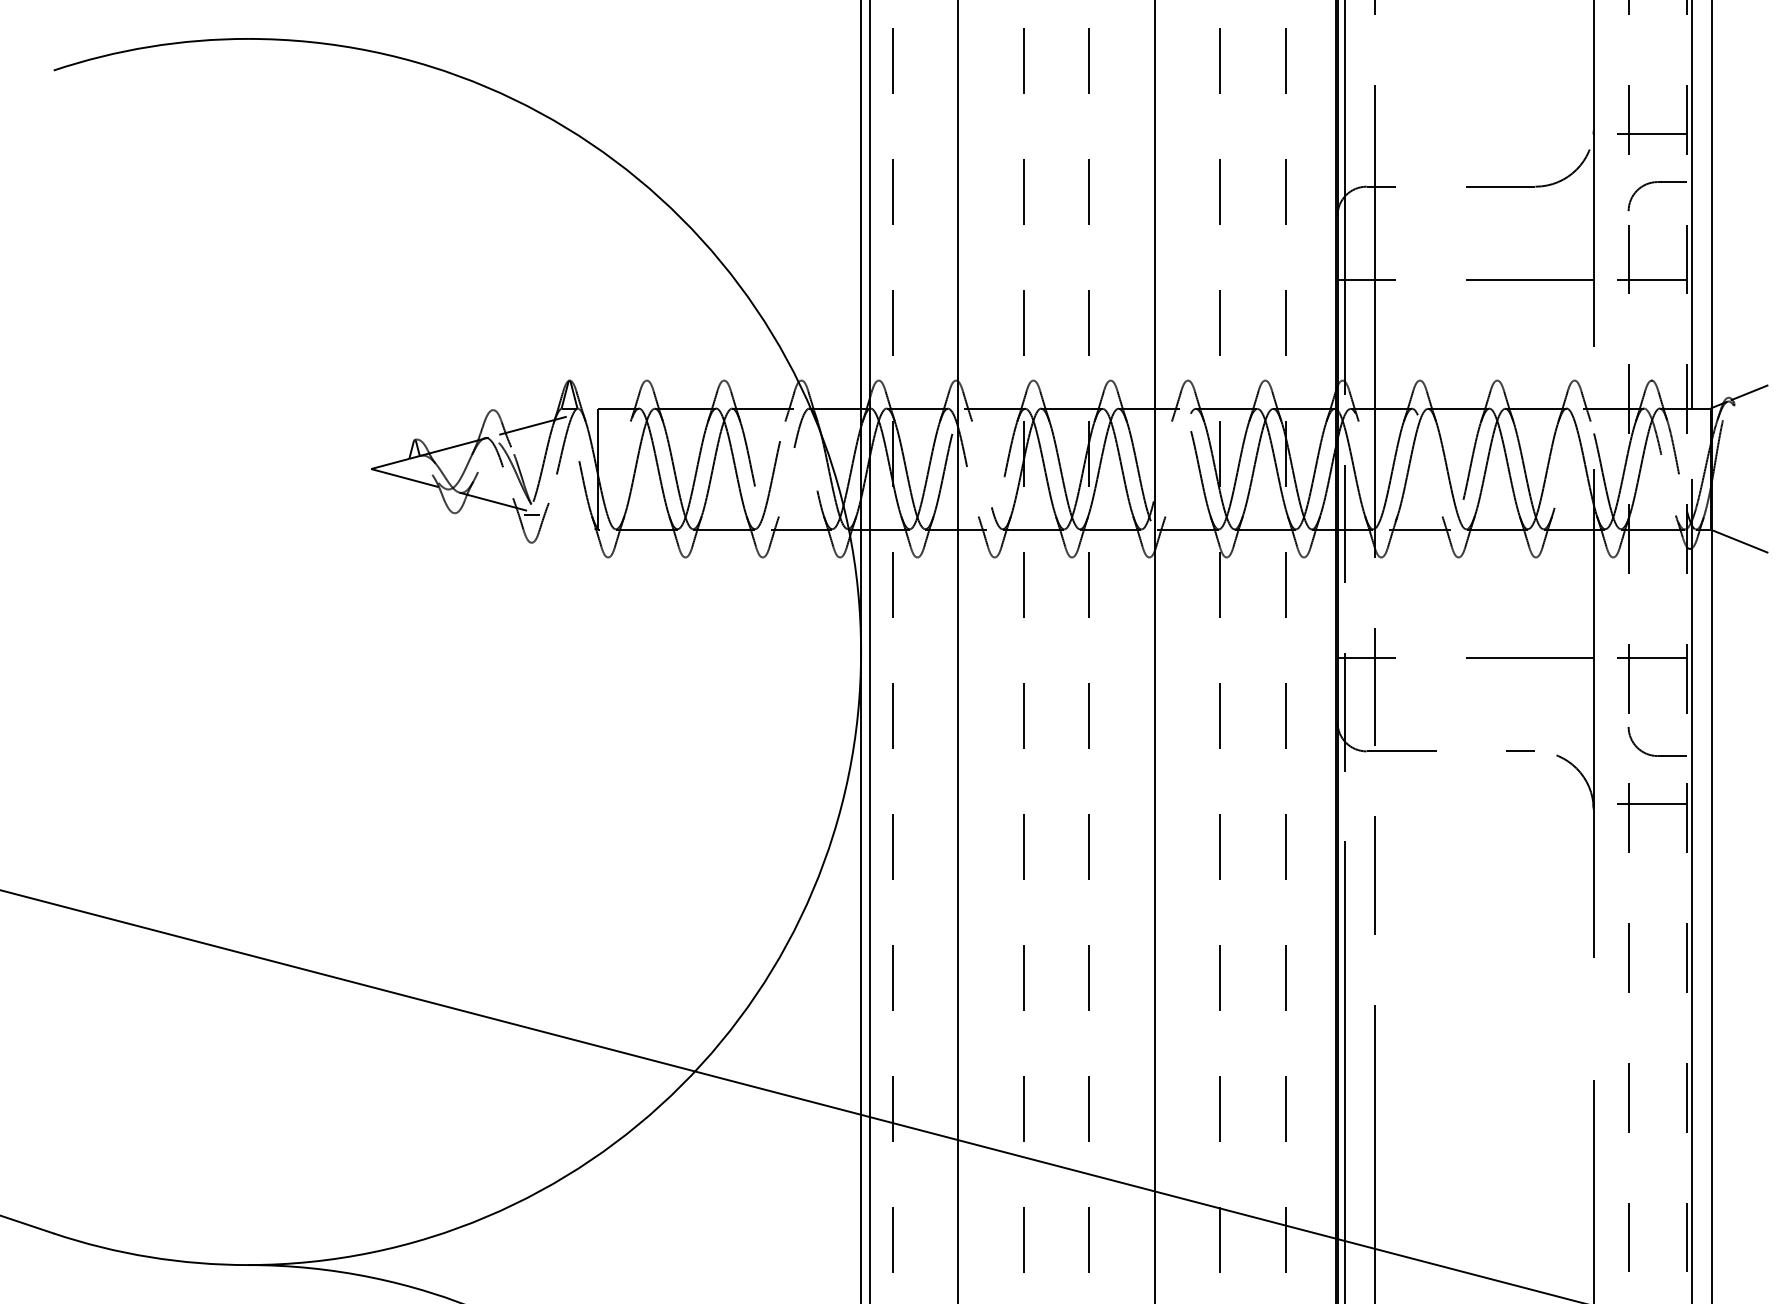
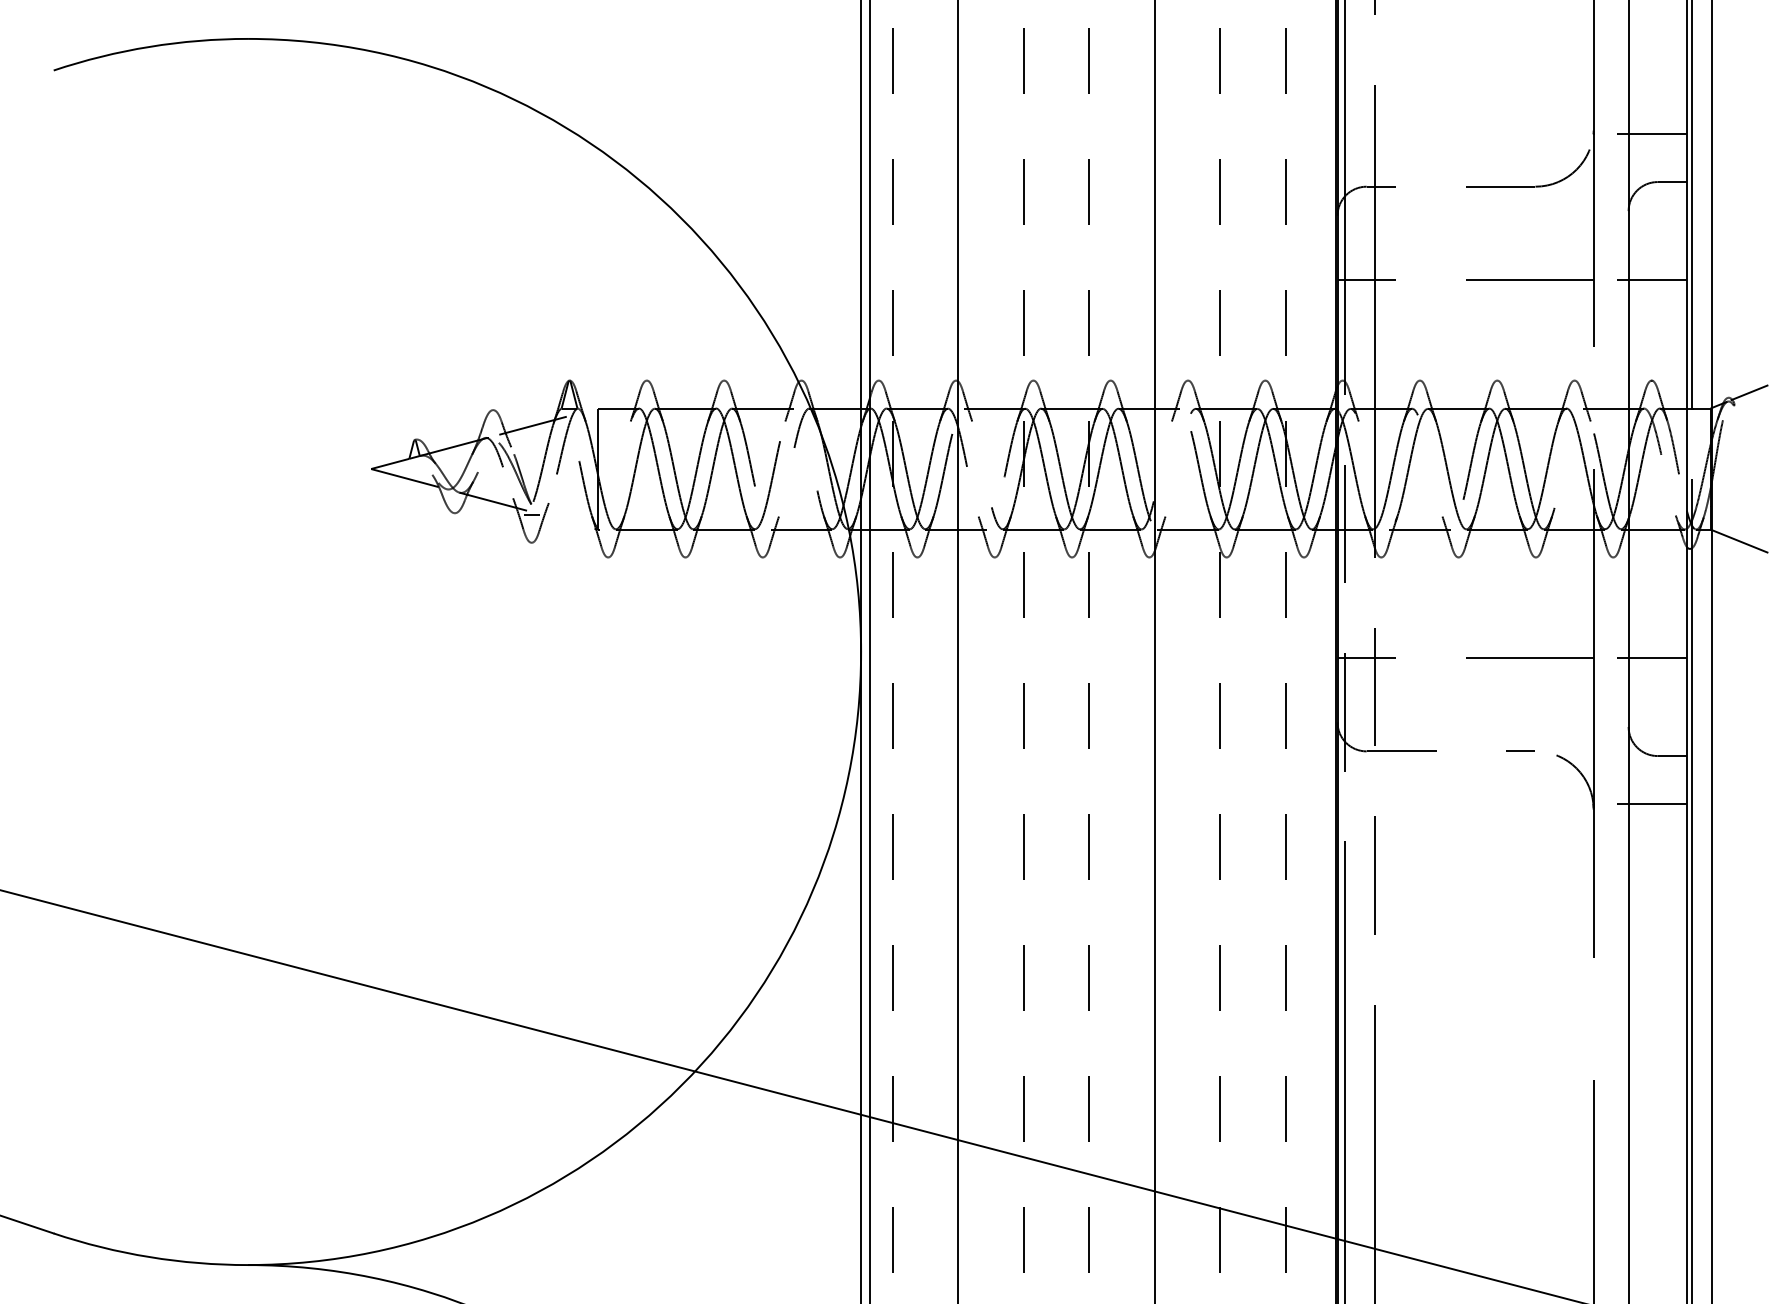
line: dashed -> solid (1628, 651)
line: dashed -> solid (1686, 651)
